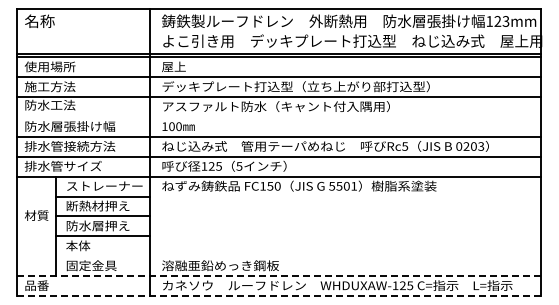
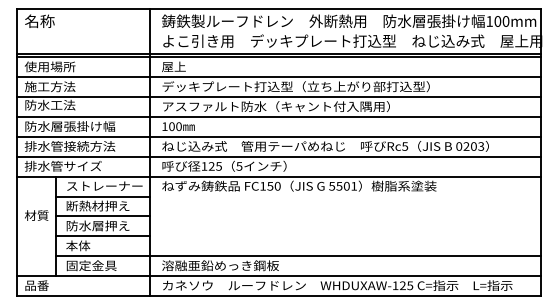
text: 123mm -> 100mm (501, 21)
line: none -> present (278, 116)
line: none -> present (298, 256)
line: dashed -> solid (279, 276)
line: dashed -> solid (279, 295)
